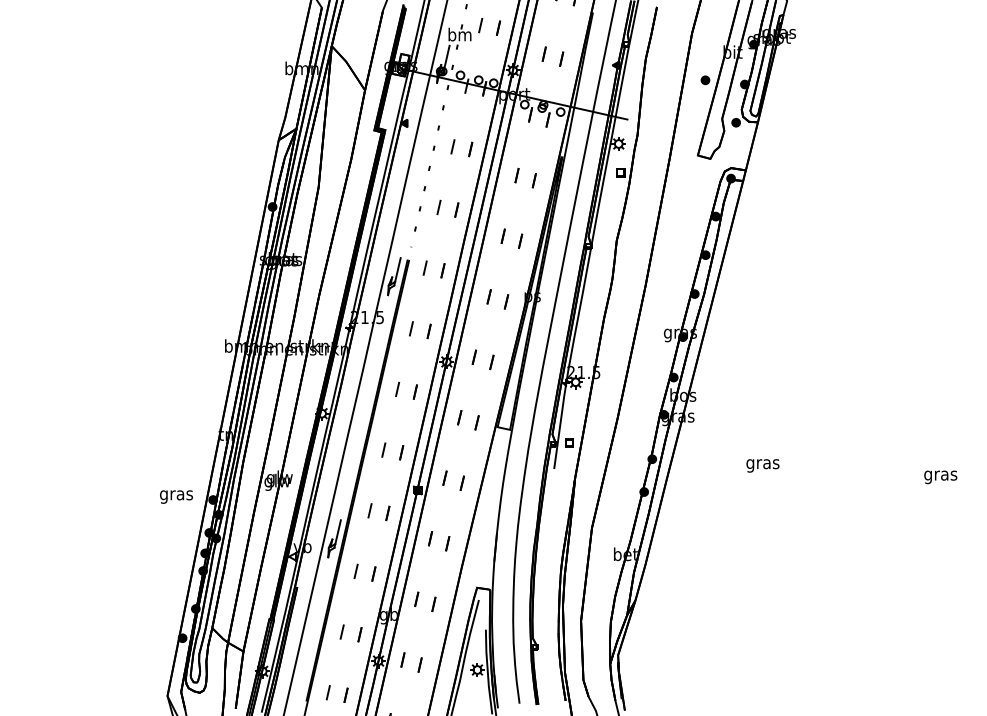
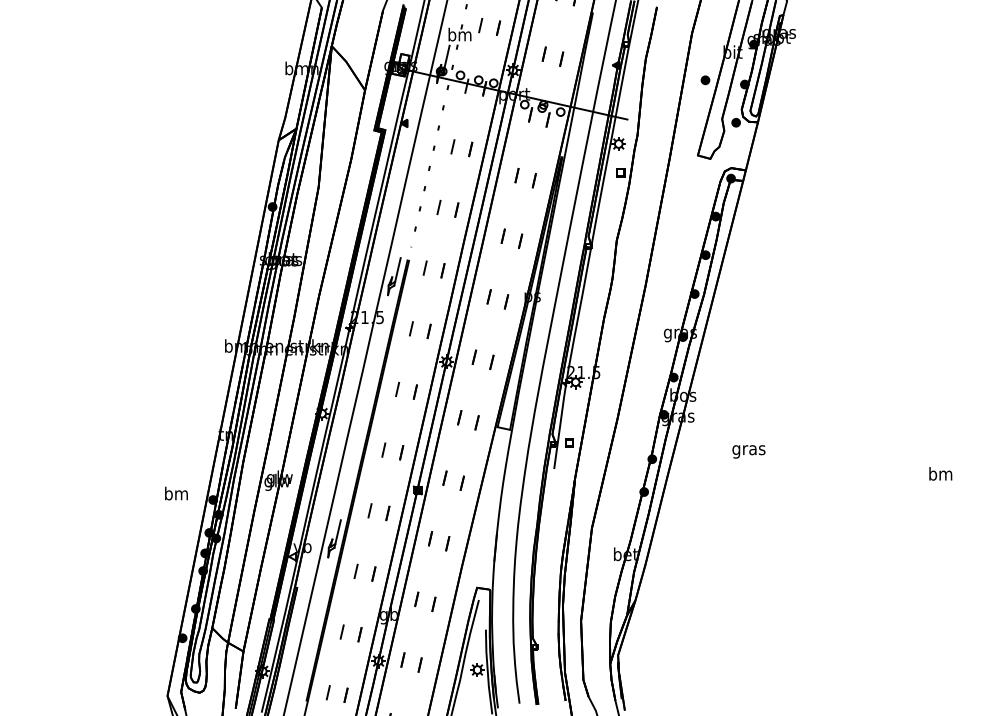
text position: (762, 465) -> (748, 451) (748, 451)
text: gras -> bm (940, 475)
text: gras -> bm (176, 494)
